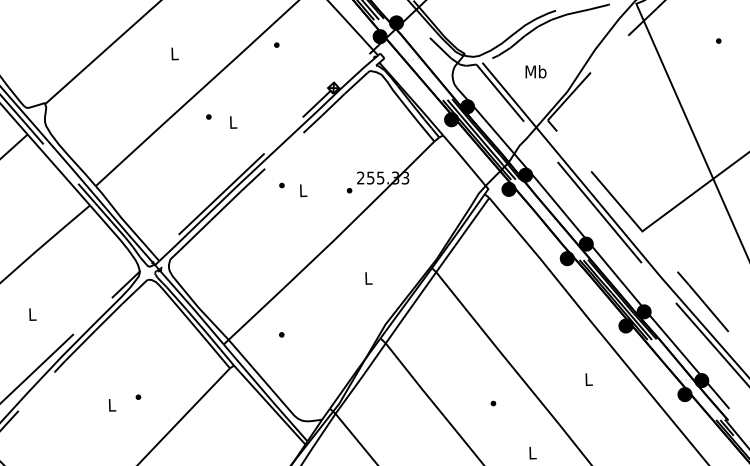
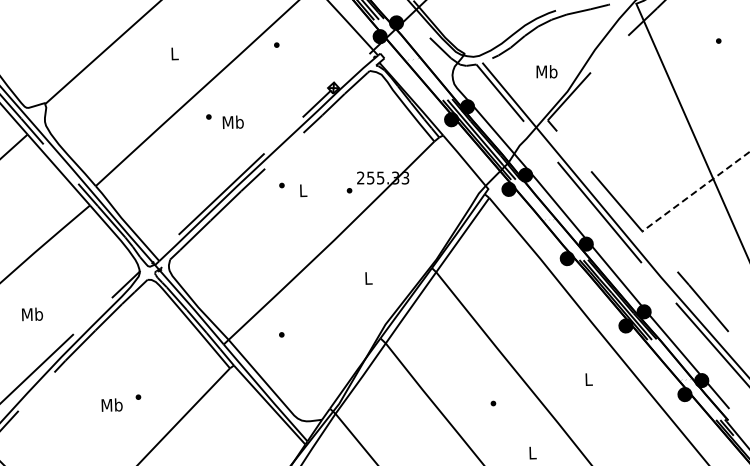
text position: (535, 71) -> (546, 71) (546, 71)
text: L -> Mb (232, 121)
line: solid -> dashed (696, 191)
text: L -> Mb (32, 314)
text: L -> Mb (111, 404)
